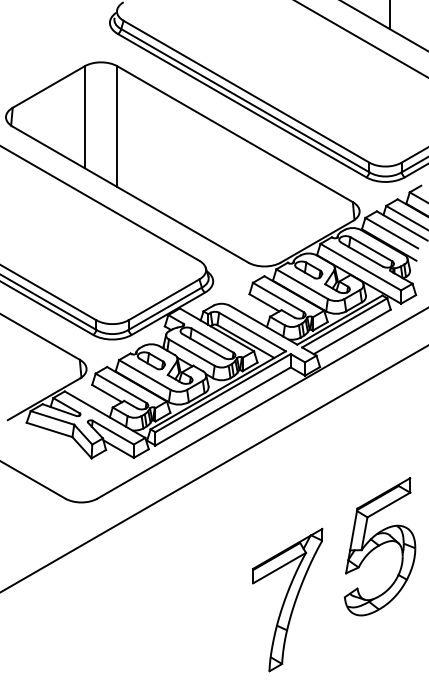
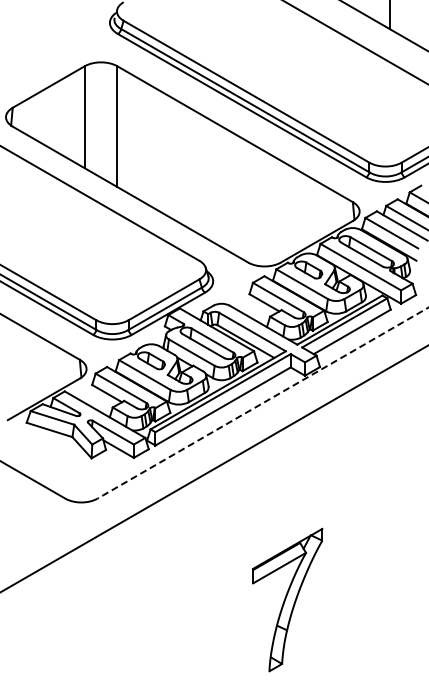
line position: (361, 39) -> (355, 42) (355, 42)
line: solid -> dashed (262, 403)
part: present -> none (379, 546)
